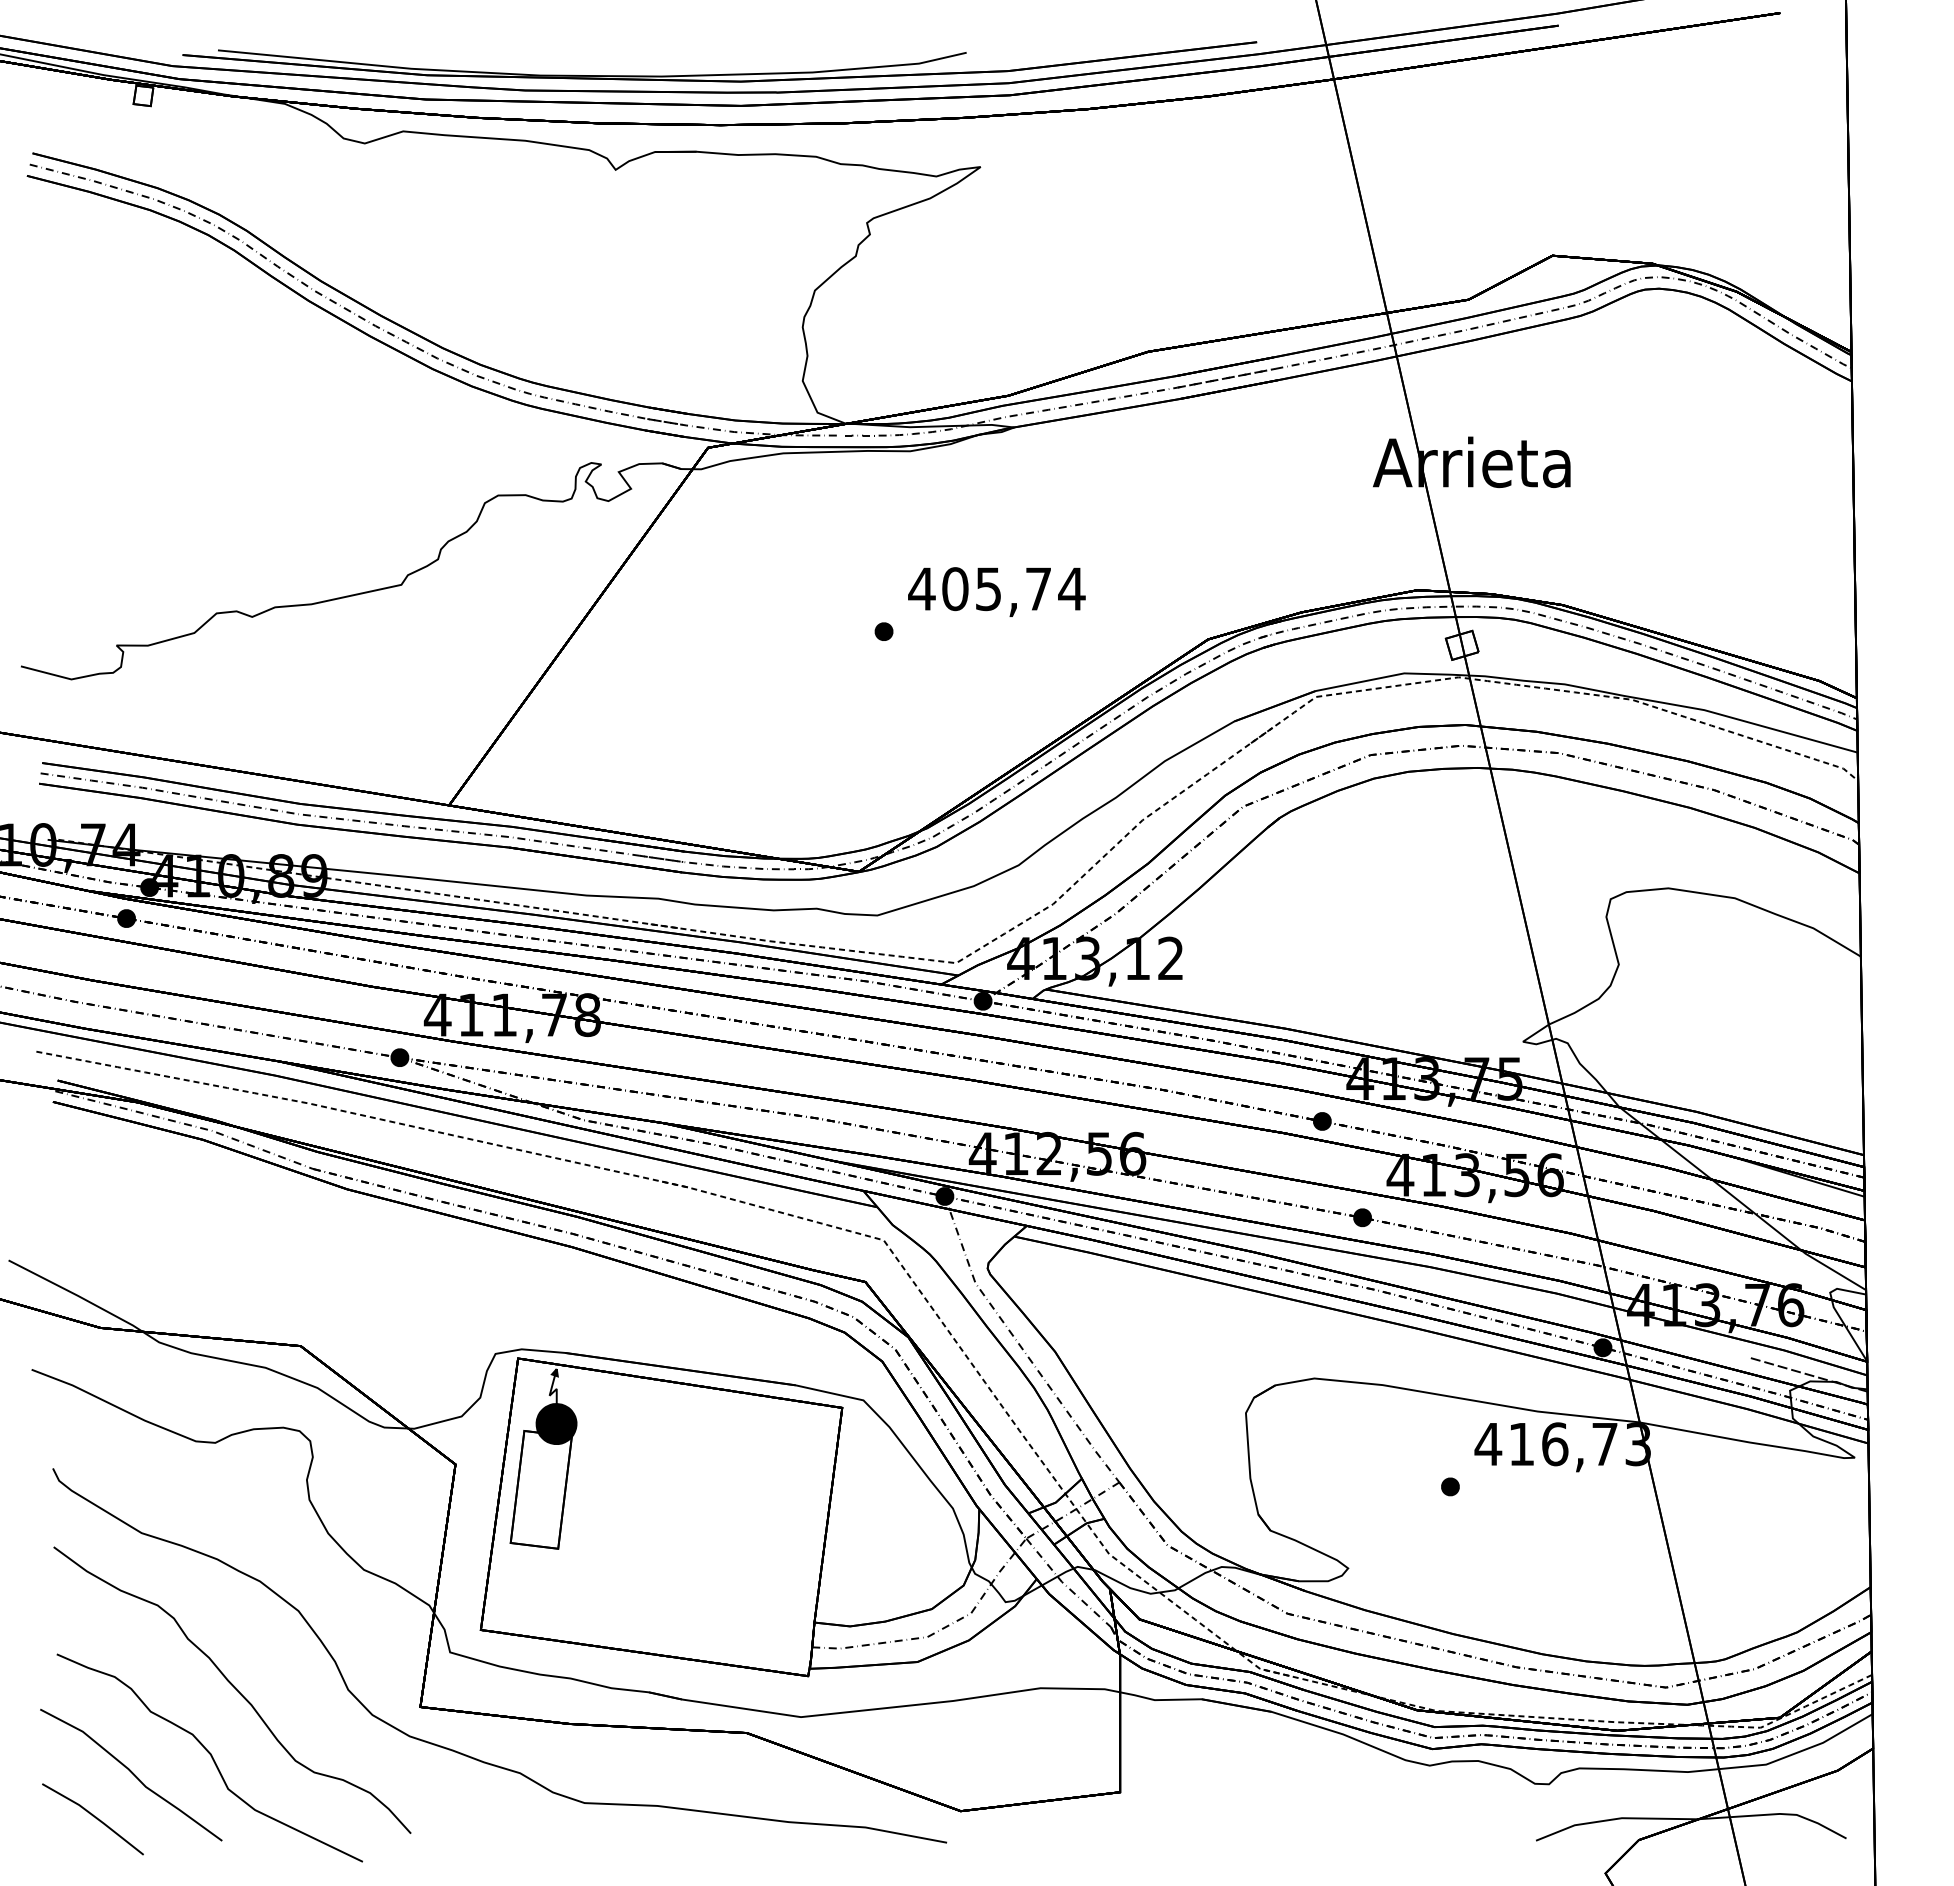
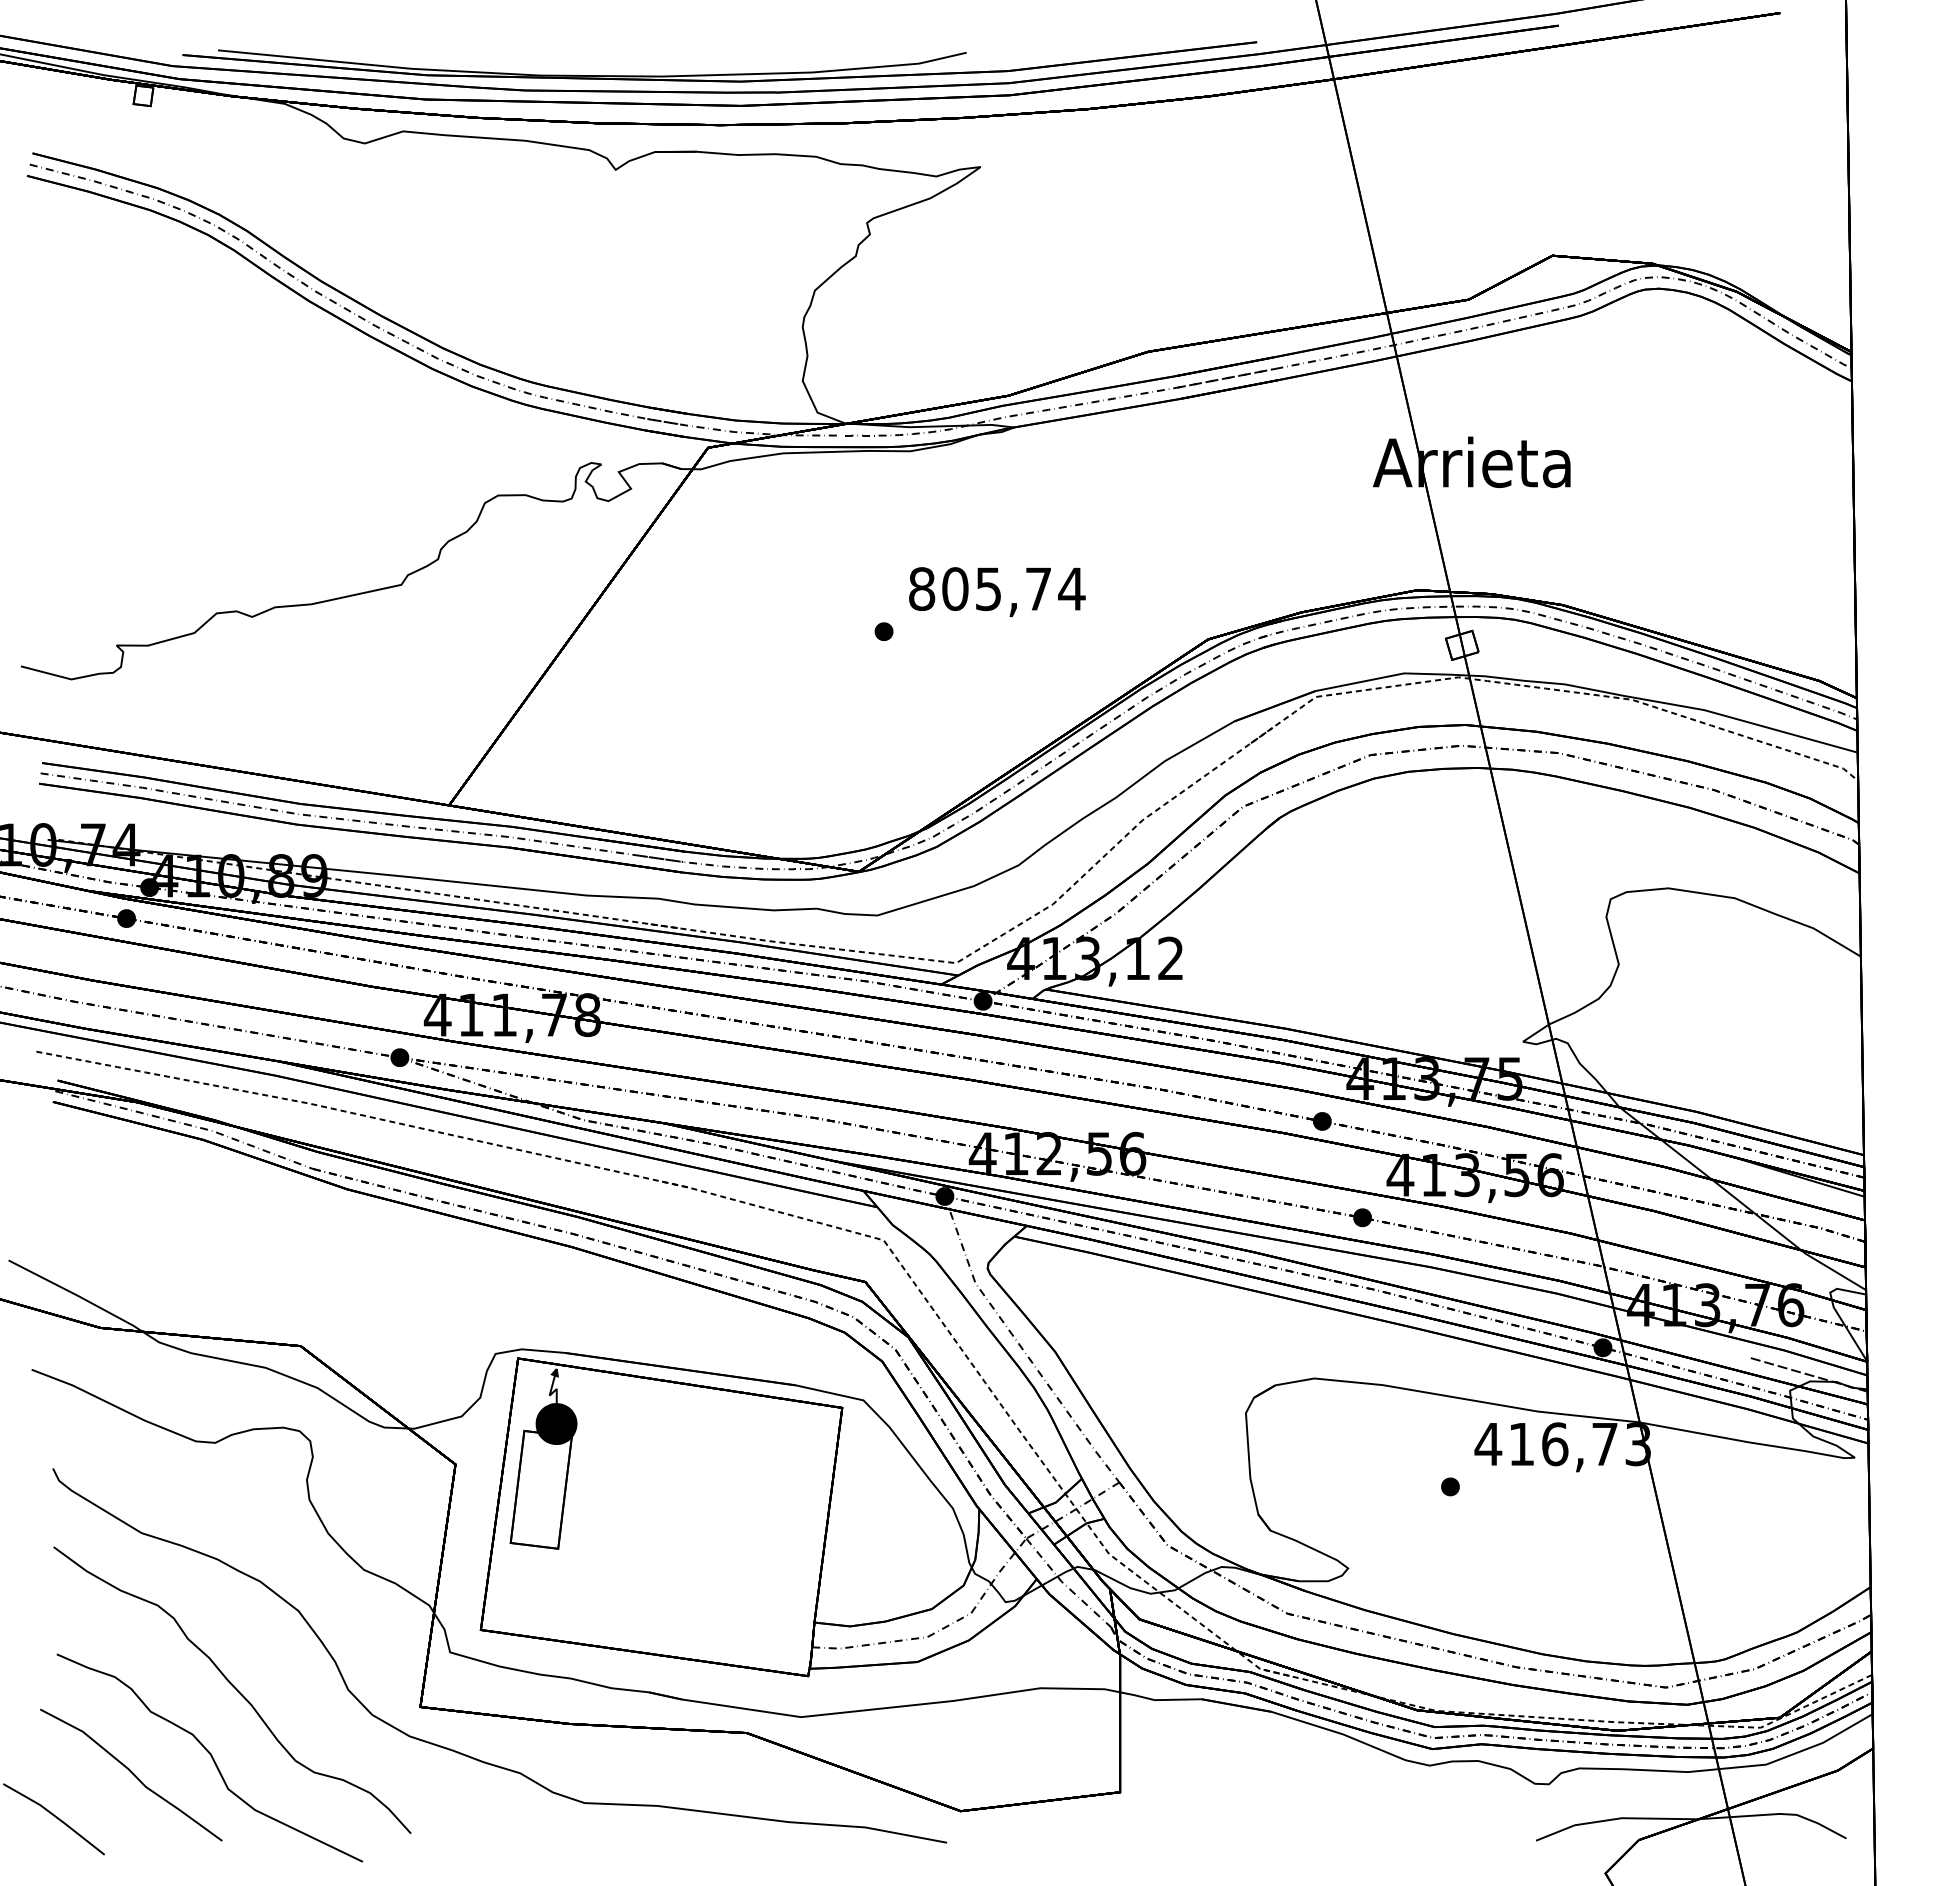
text: 405,74 -> 805,74 (921, 589)
line position: (94, 1817) -> (55, 1817) (55, 1817)
